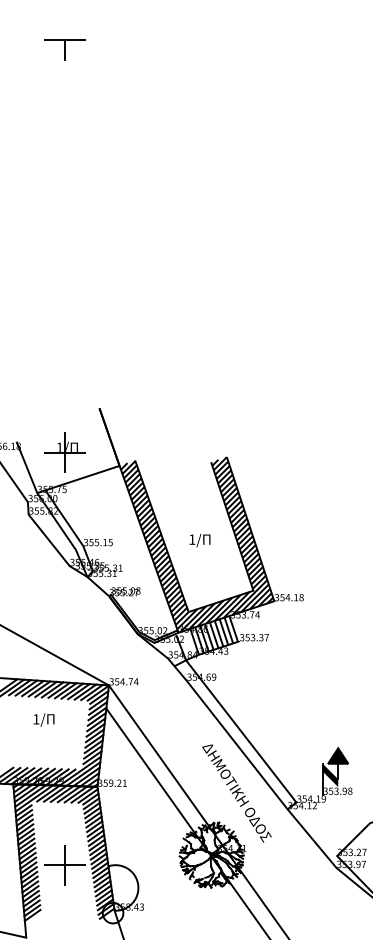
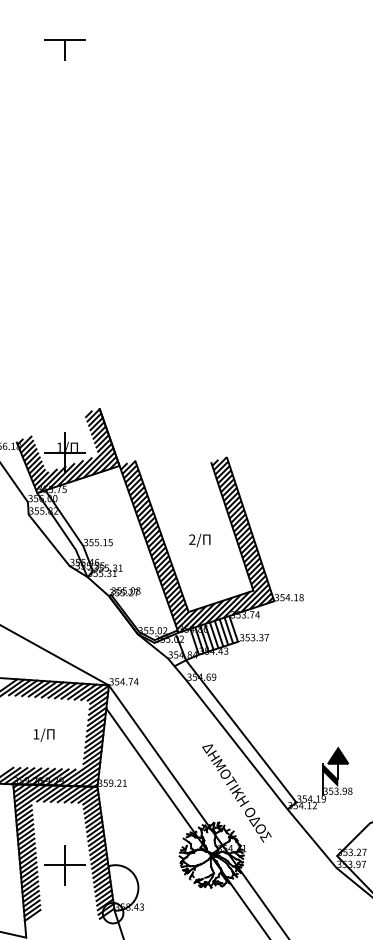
hatch: none -> present (68, 450)
text: 1 -> 2 (192, 539)
text position: (43, 719) -> (43, 734) (43, 734)
